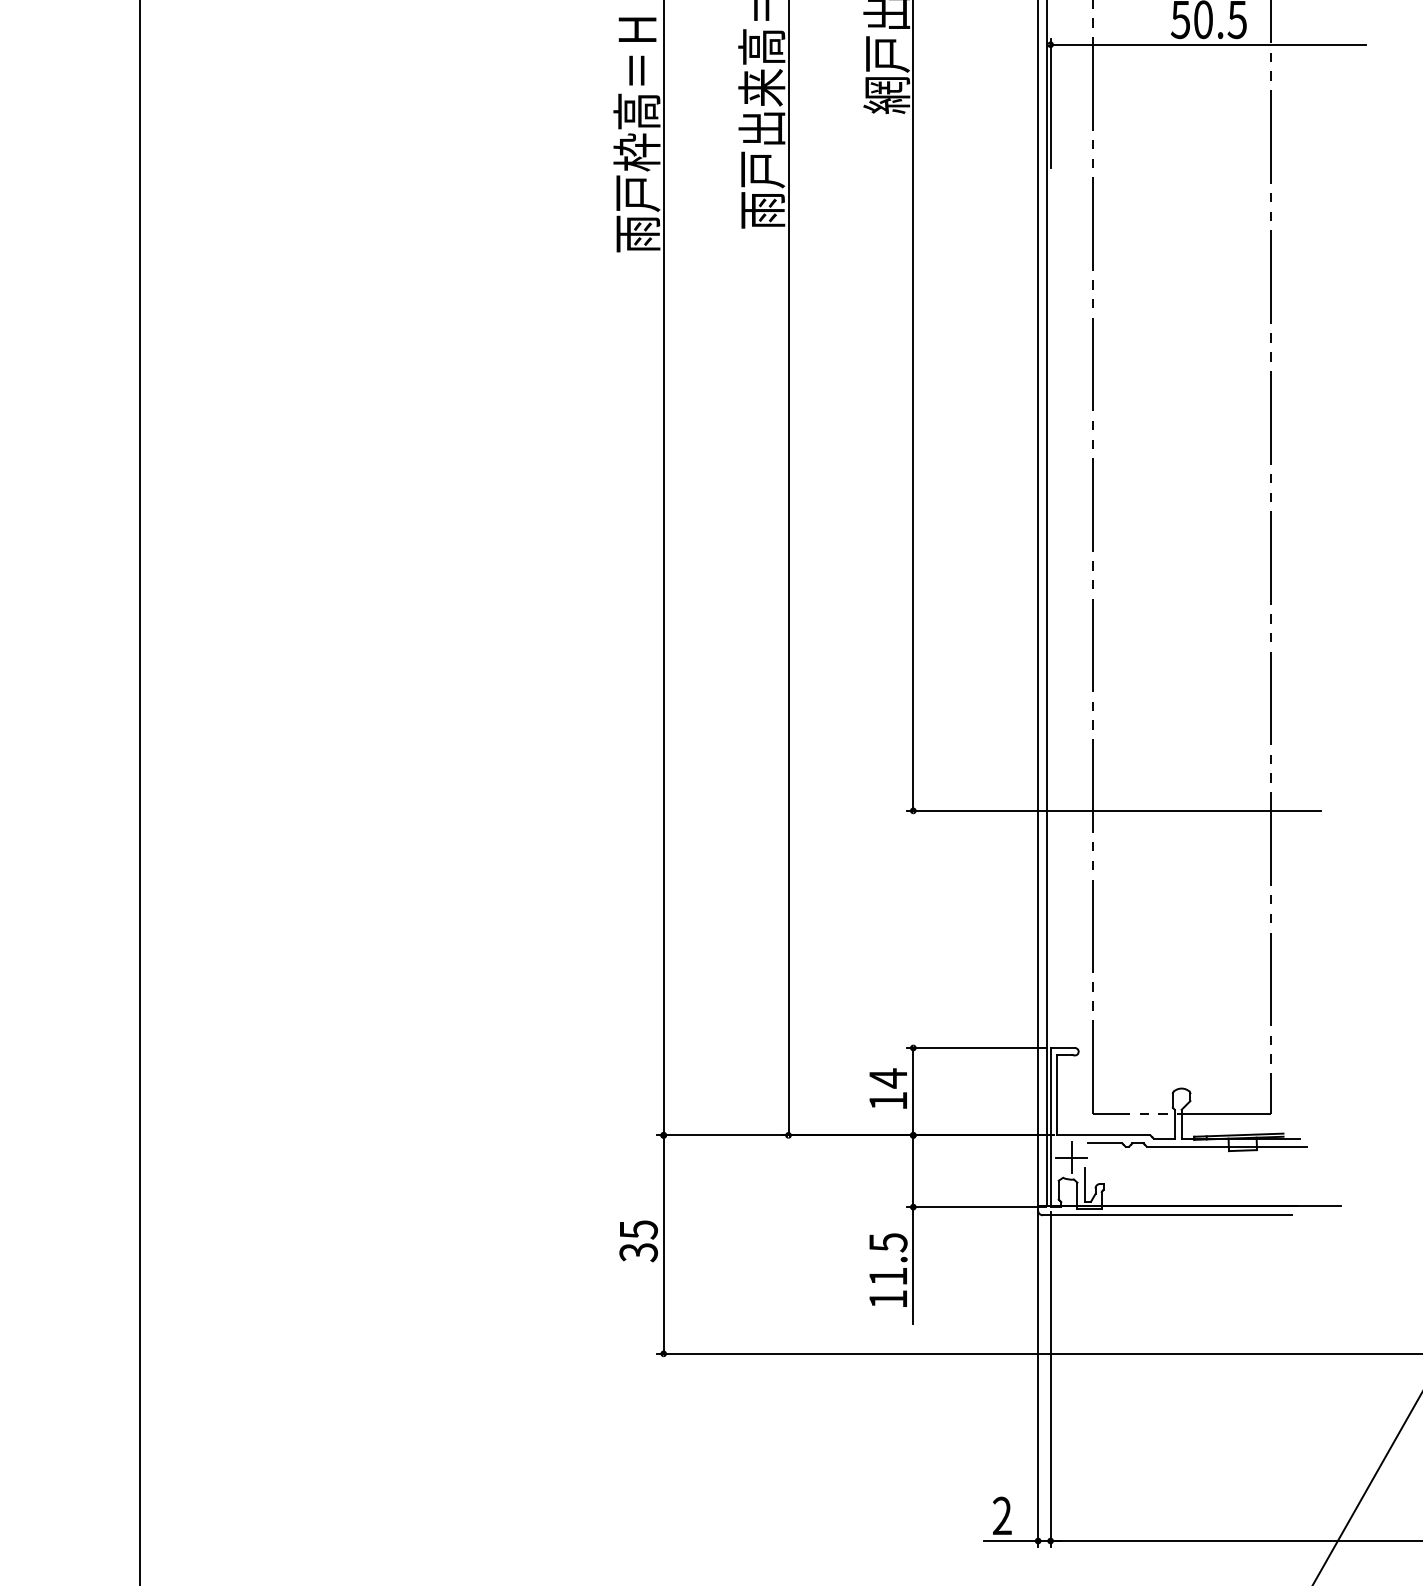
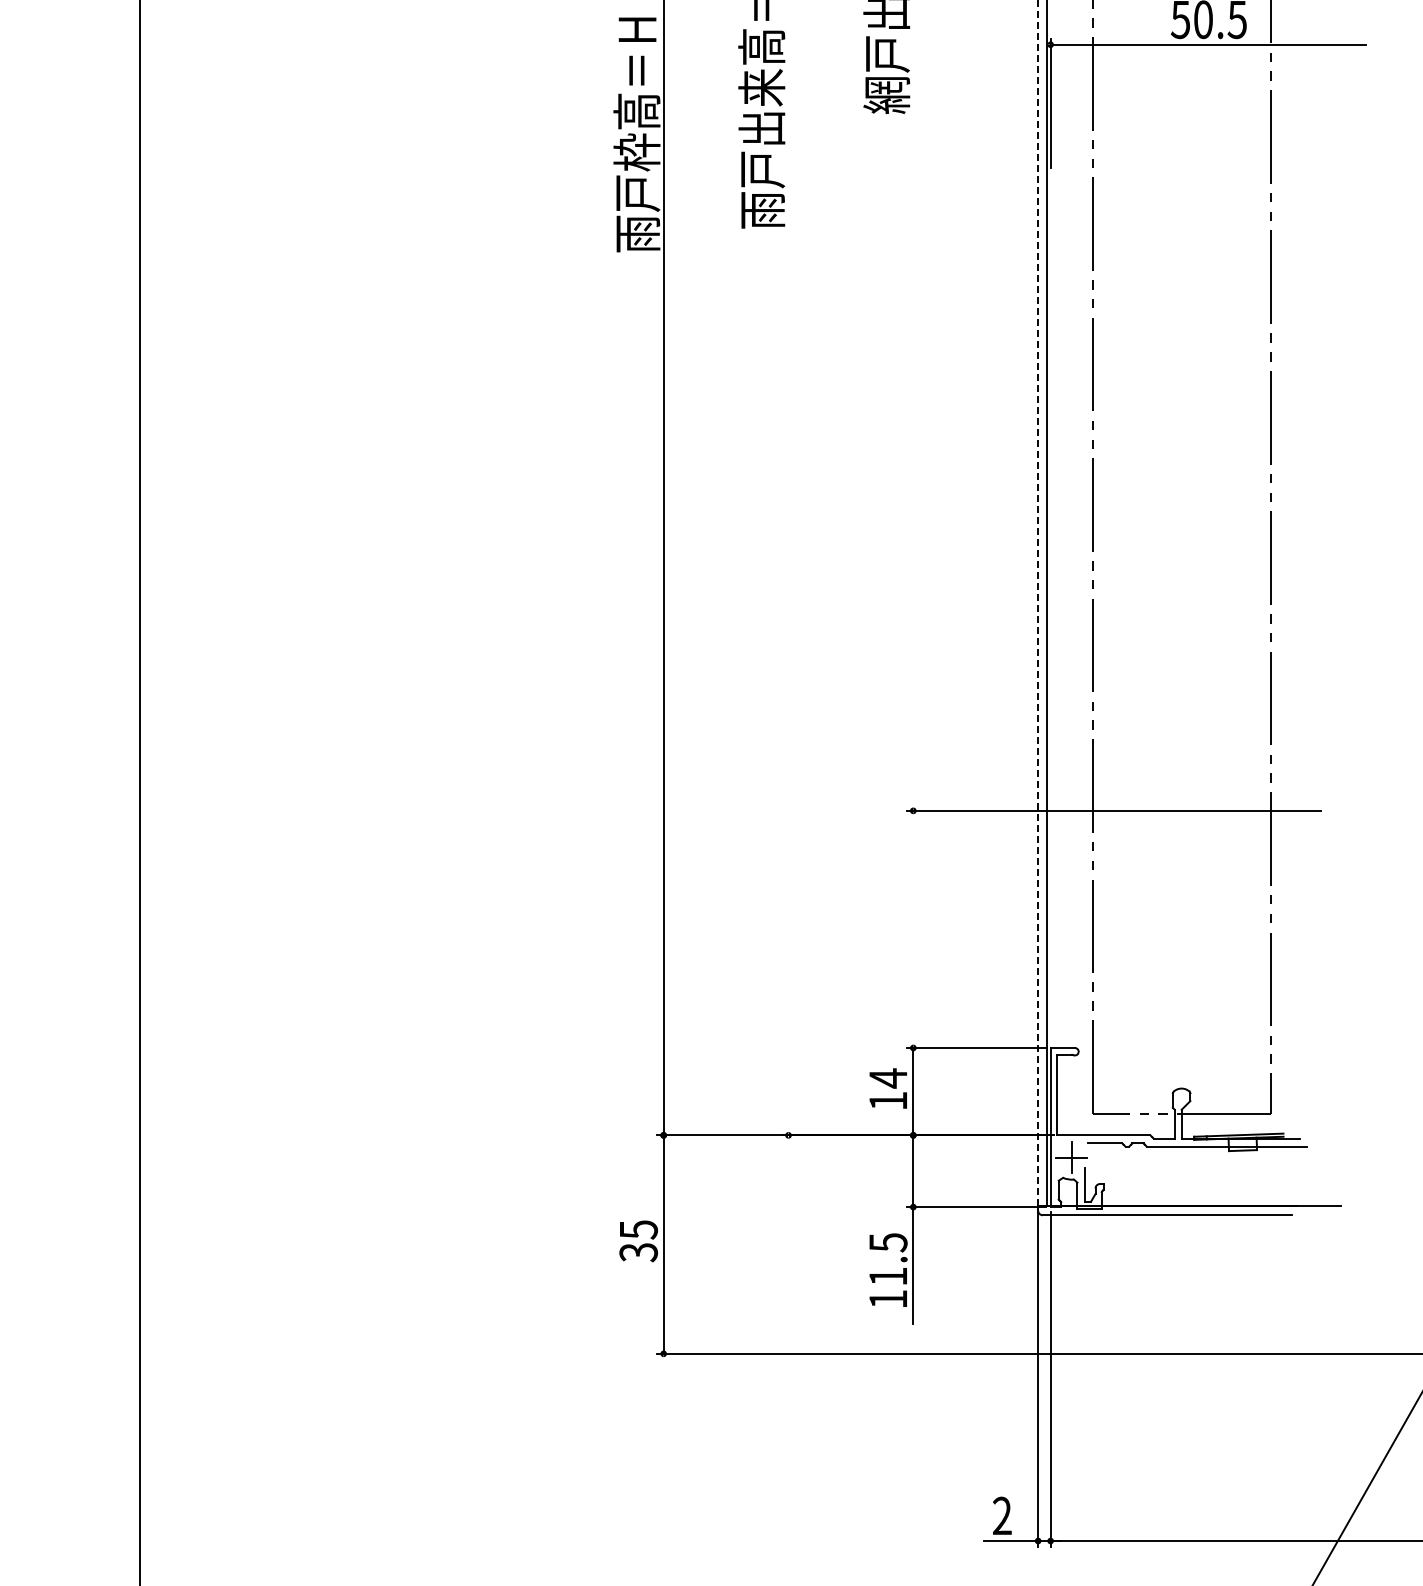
line: present -> none (913, 406)
line: present -> none (788, 568)
line: solid -> dashed (1038, 603)
